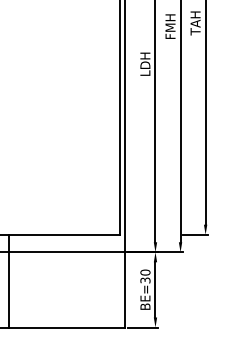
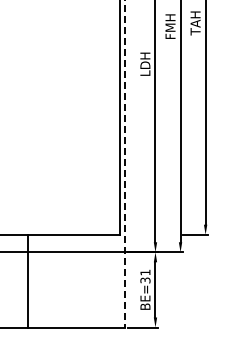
line: solid -> dashed (125, 164)
text: BE=30 -> BE=31 (145, 272)
line position: (8, 280) -> (27, 280) (27, 280)
